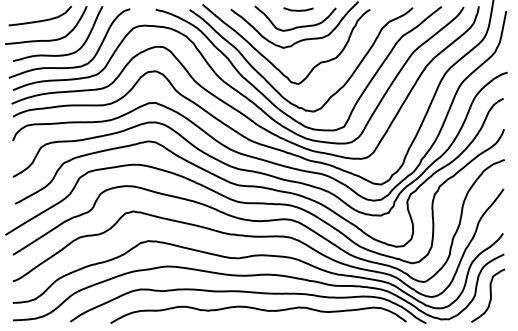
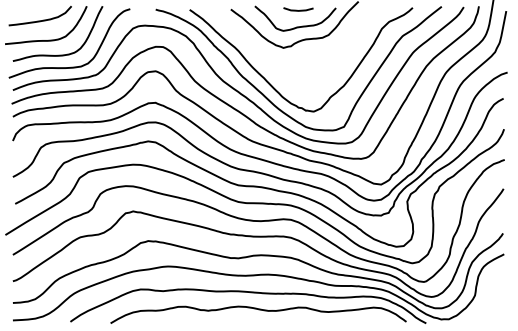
curve: present -> none (269, 60)
curve: present -> none (490, 295)
